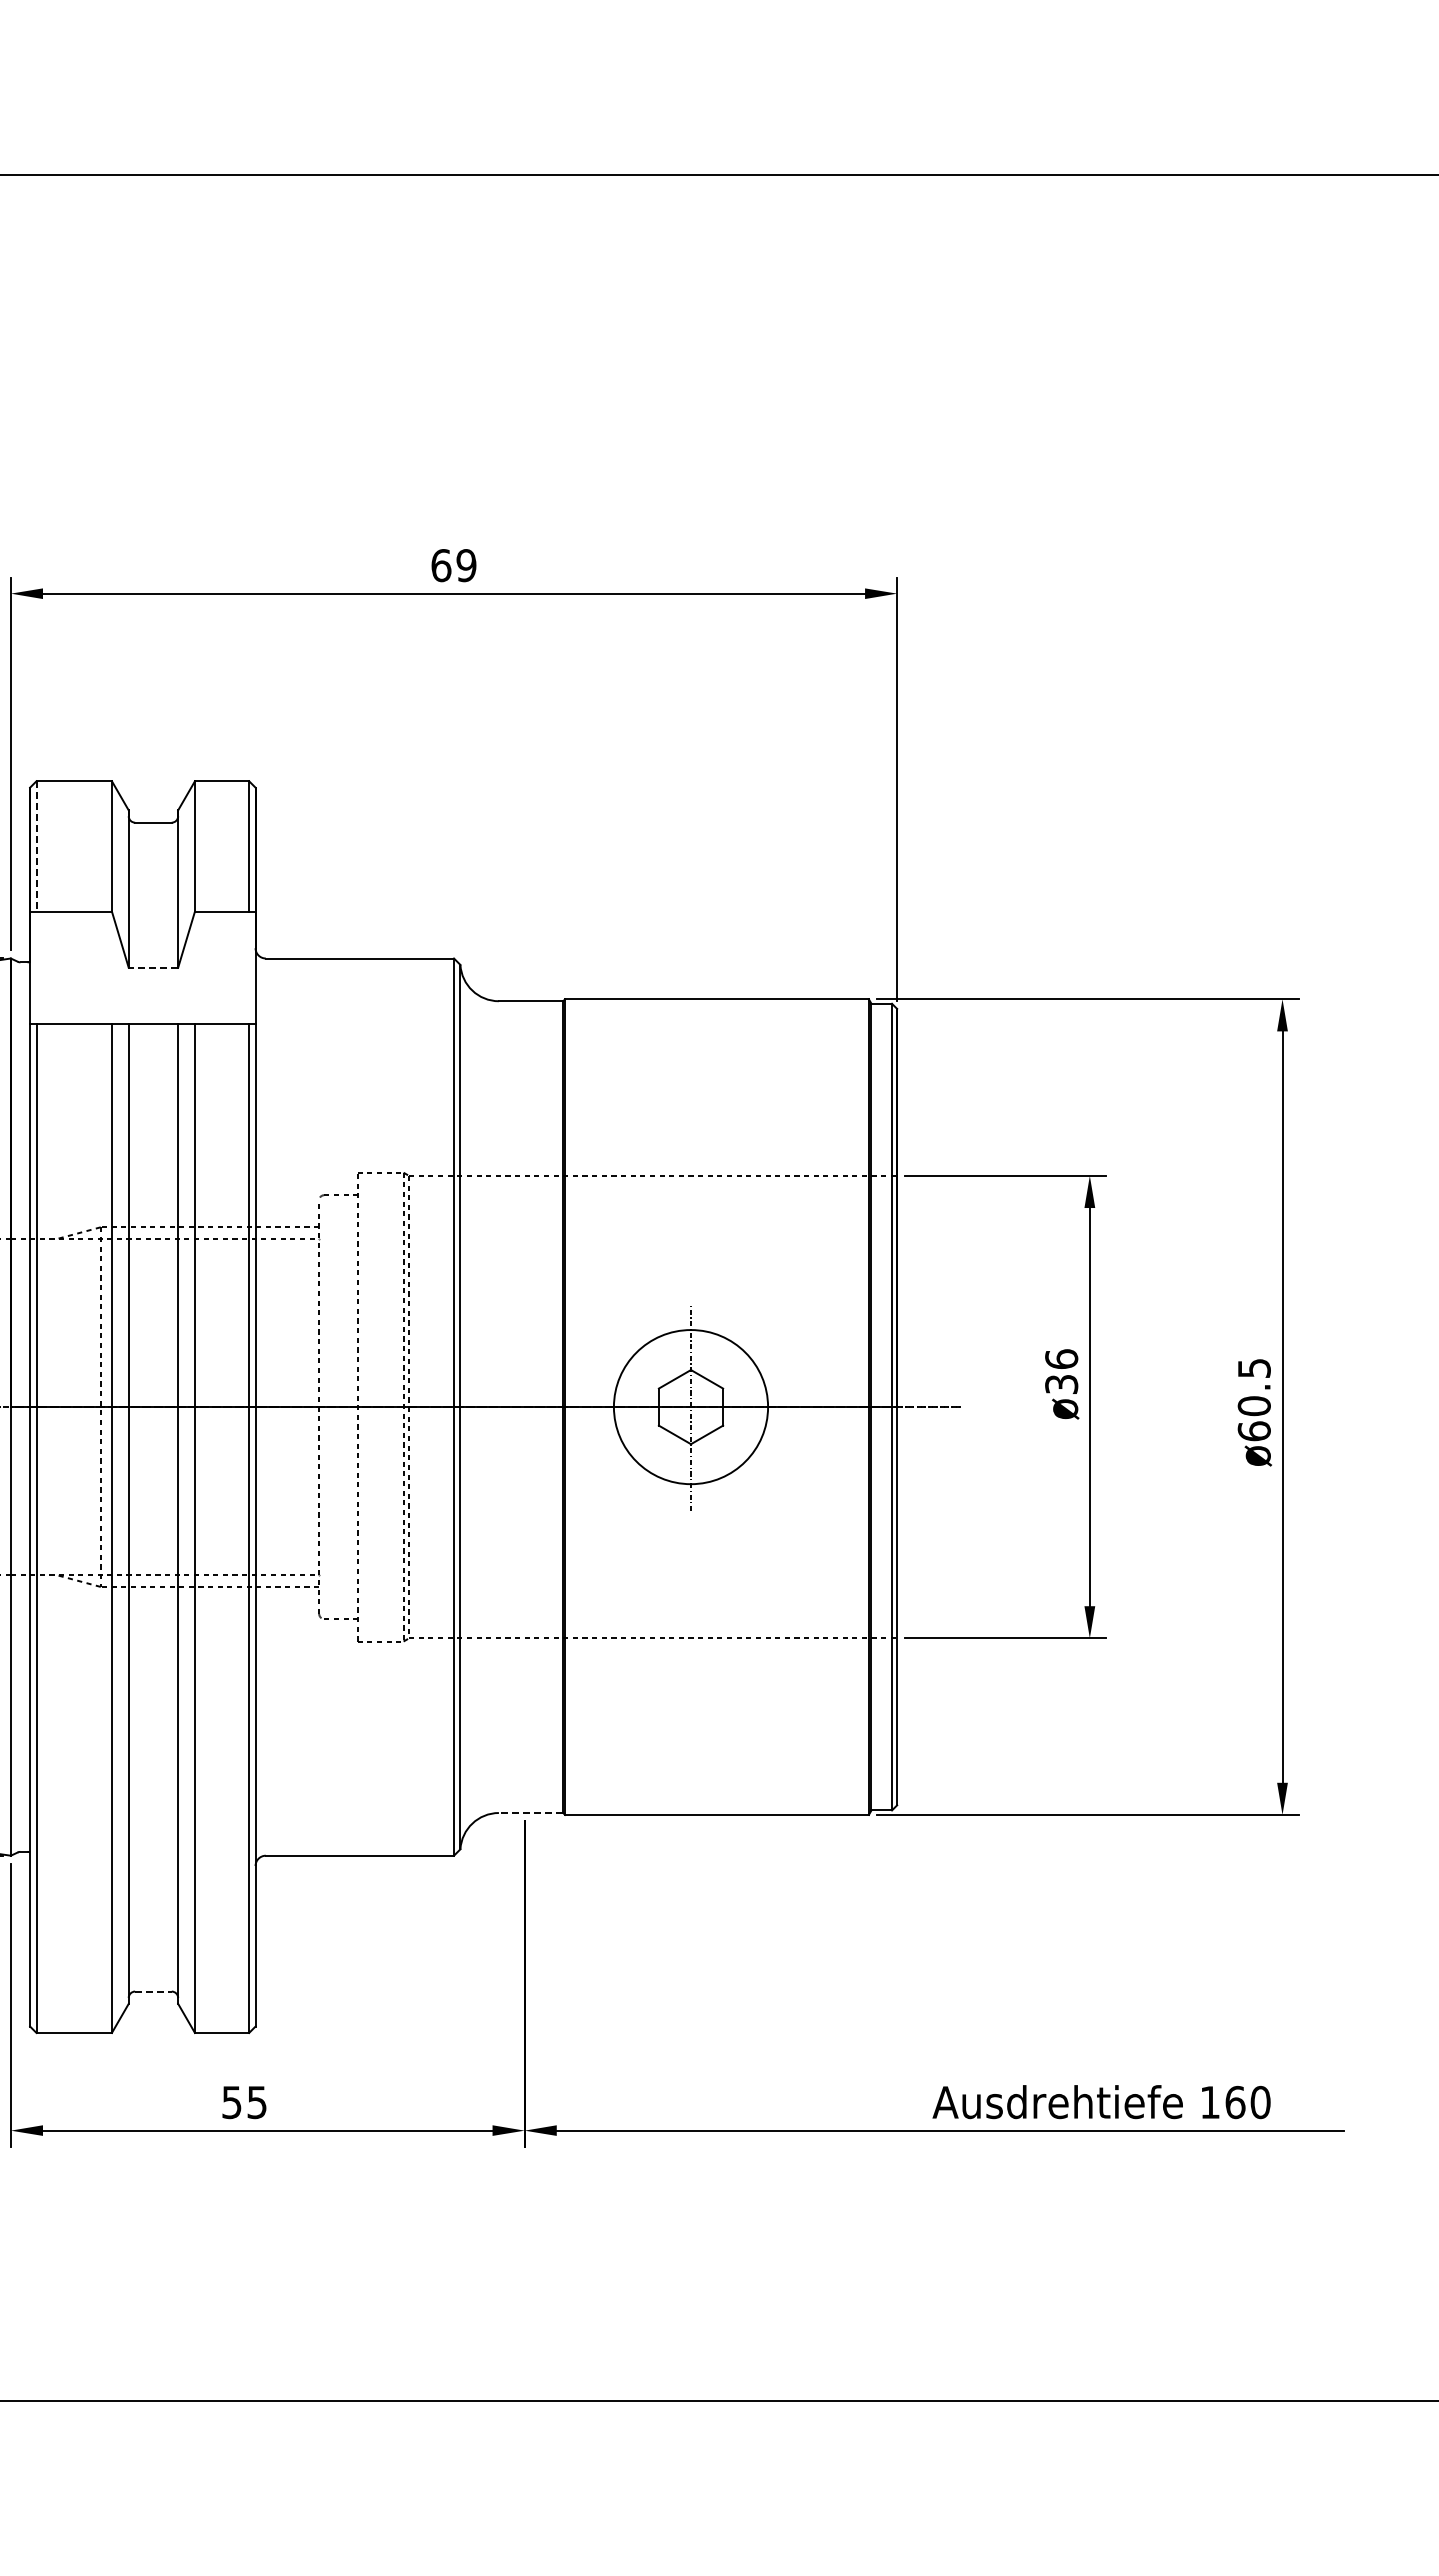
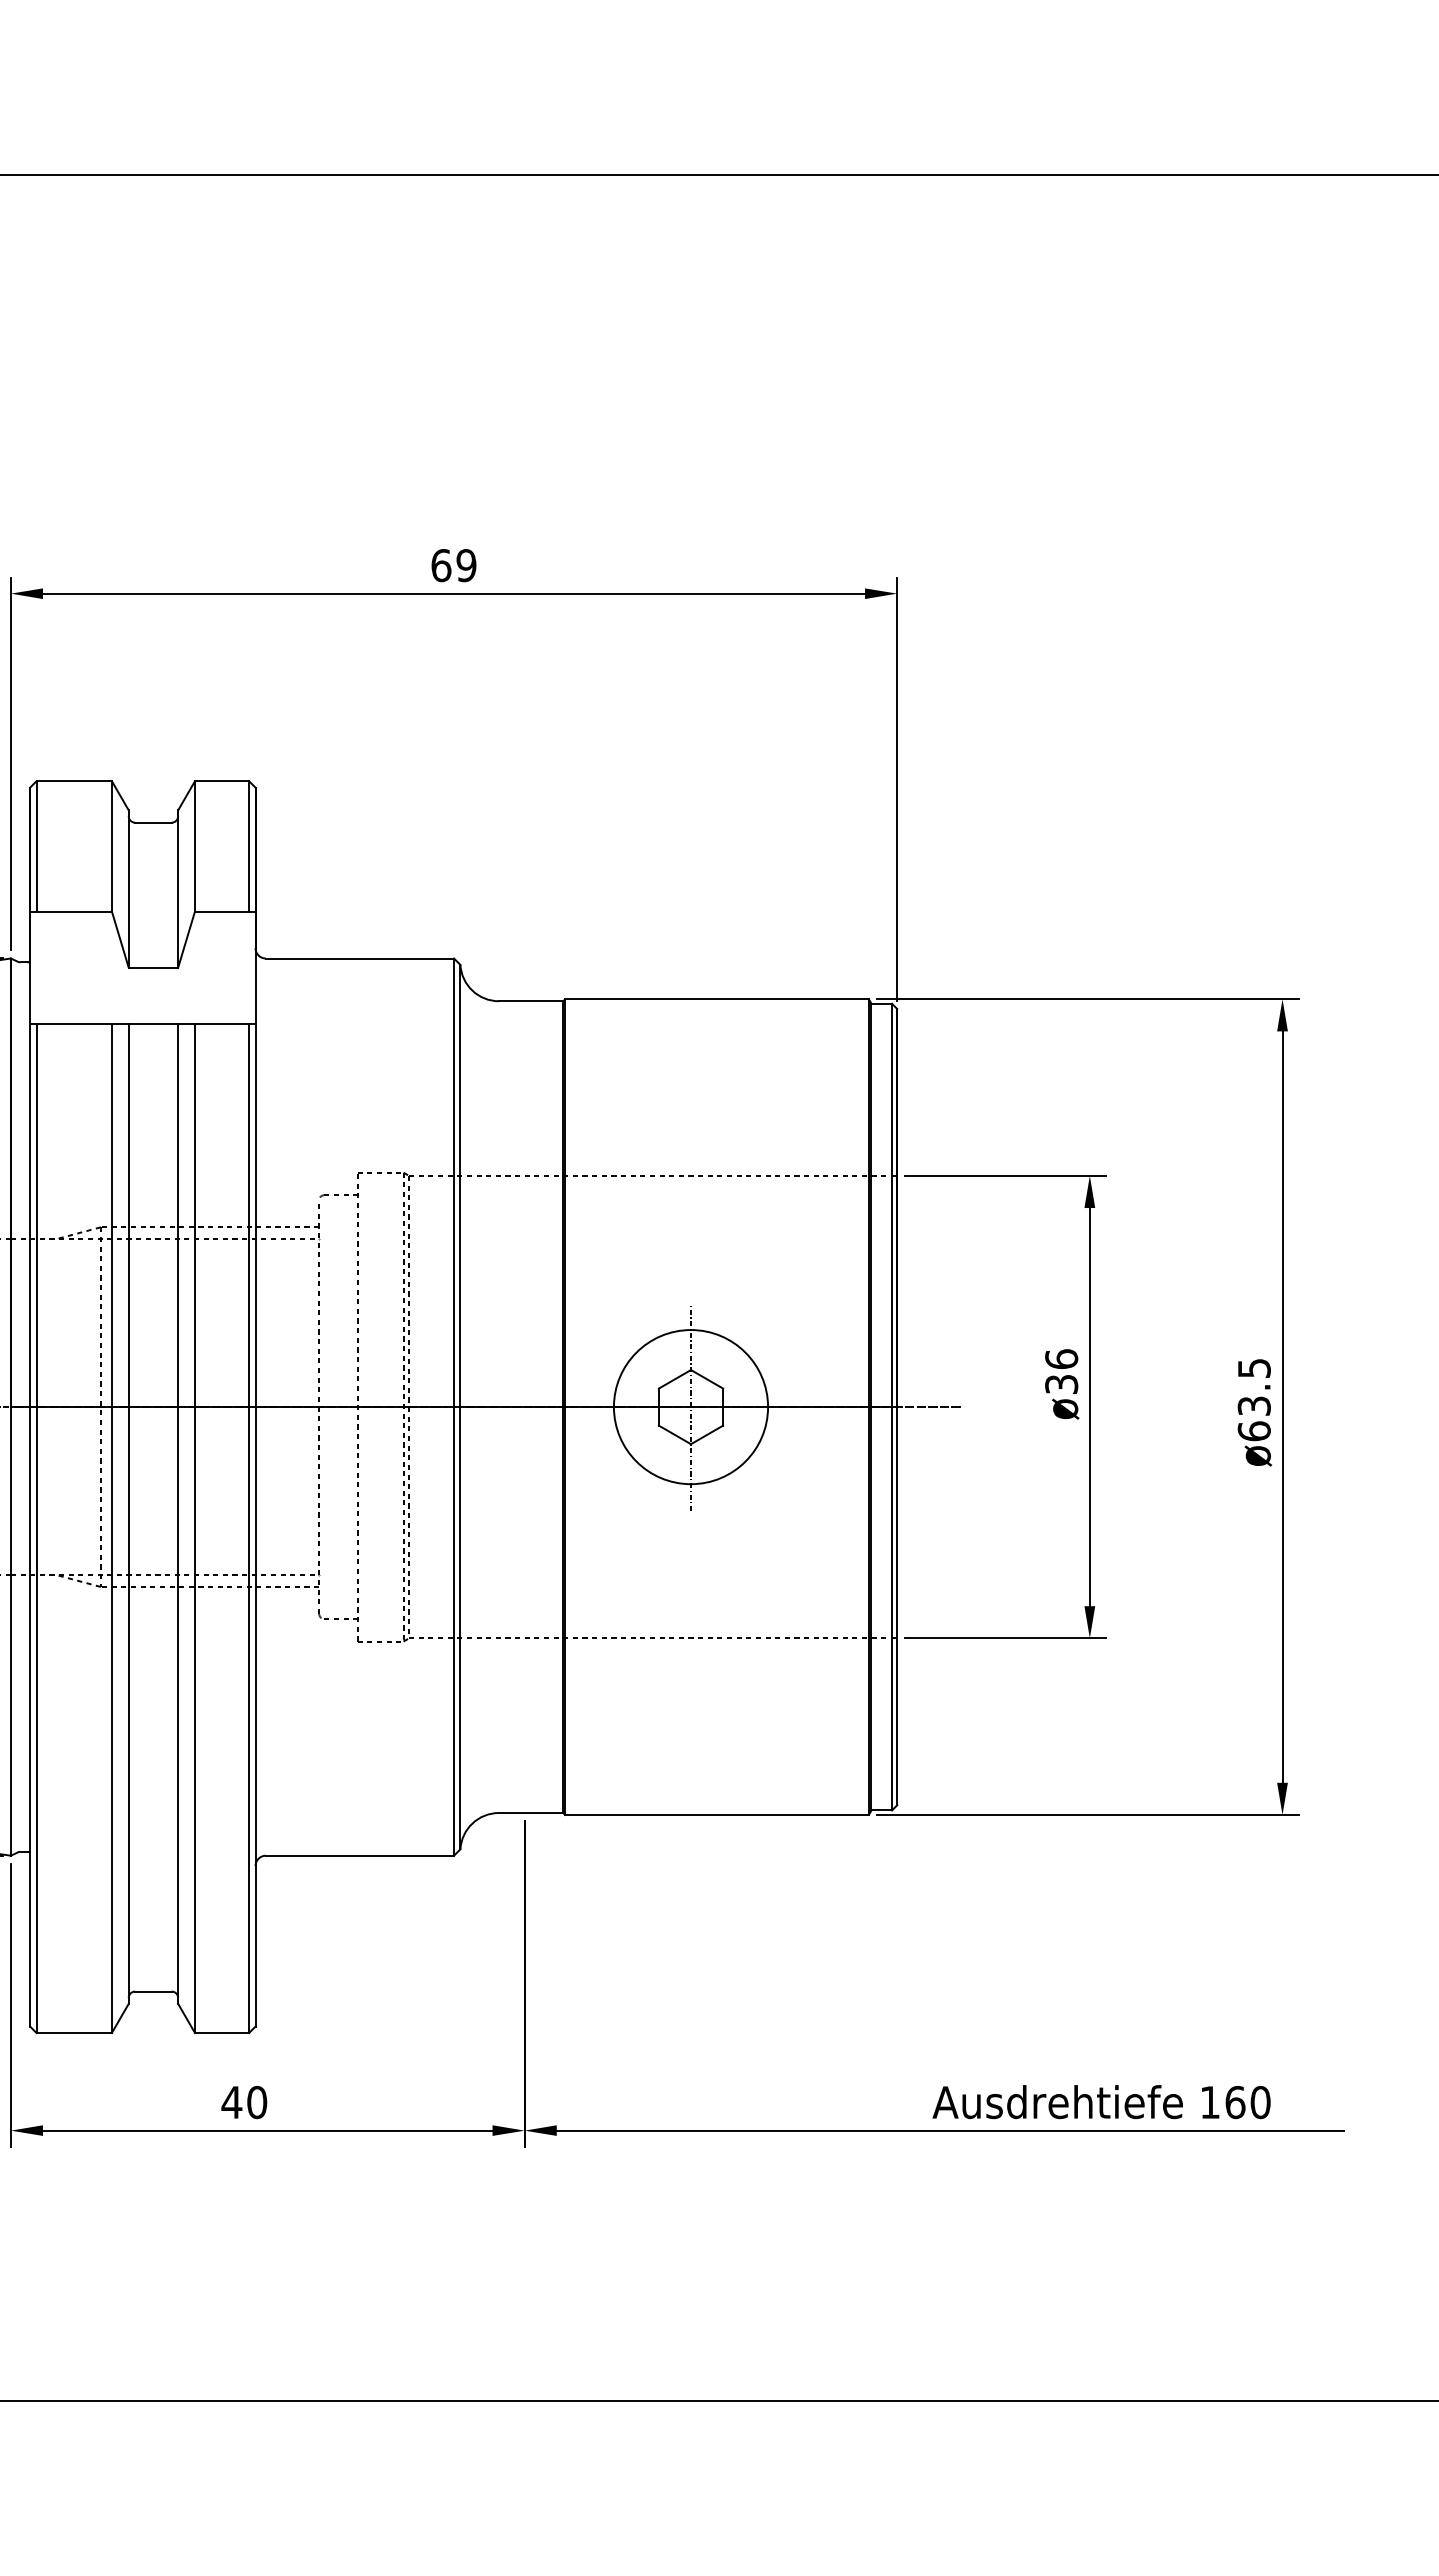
line: dashed -> solid (36, 846)
line: dashed -> solid (153, 967)
text: ø60.5 -> ø63.5 (1253, 1406)
line: dashed -> solid (530, 1813)
line: dashed -> solid (153, 1991)
text: 55 -> 40 (244, 2102)
